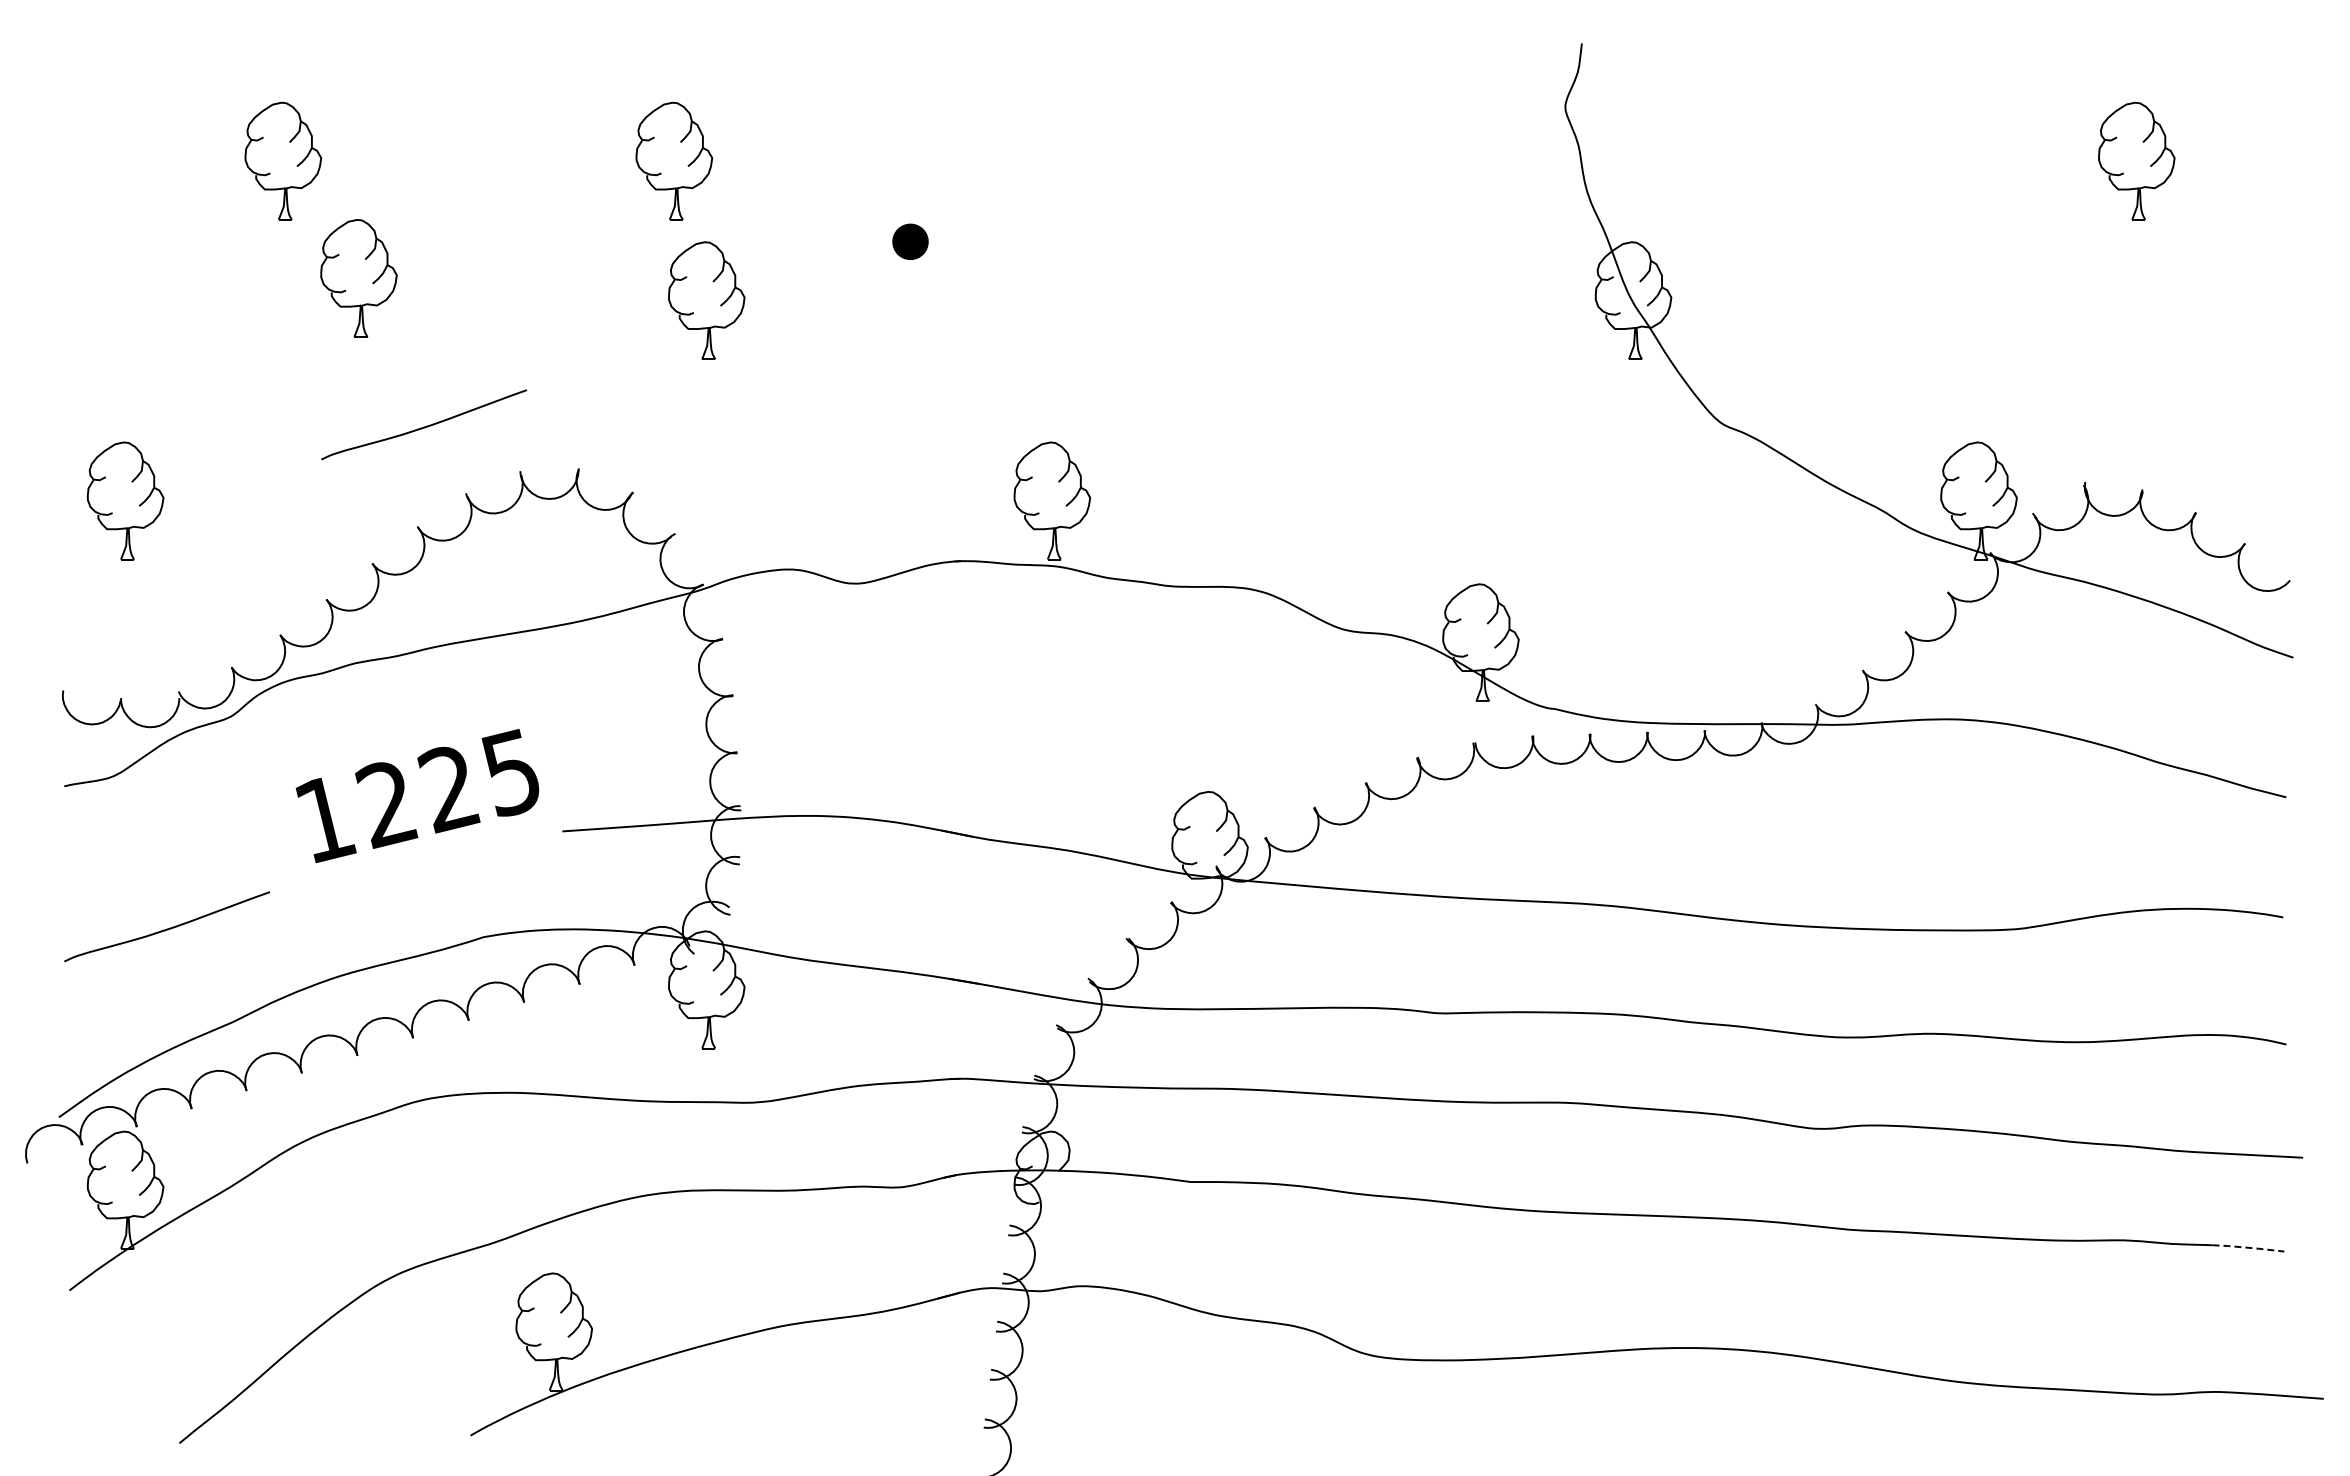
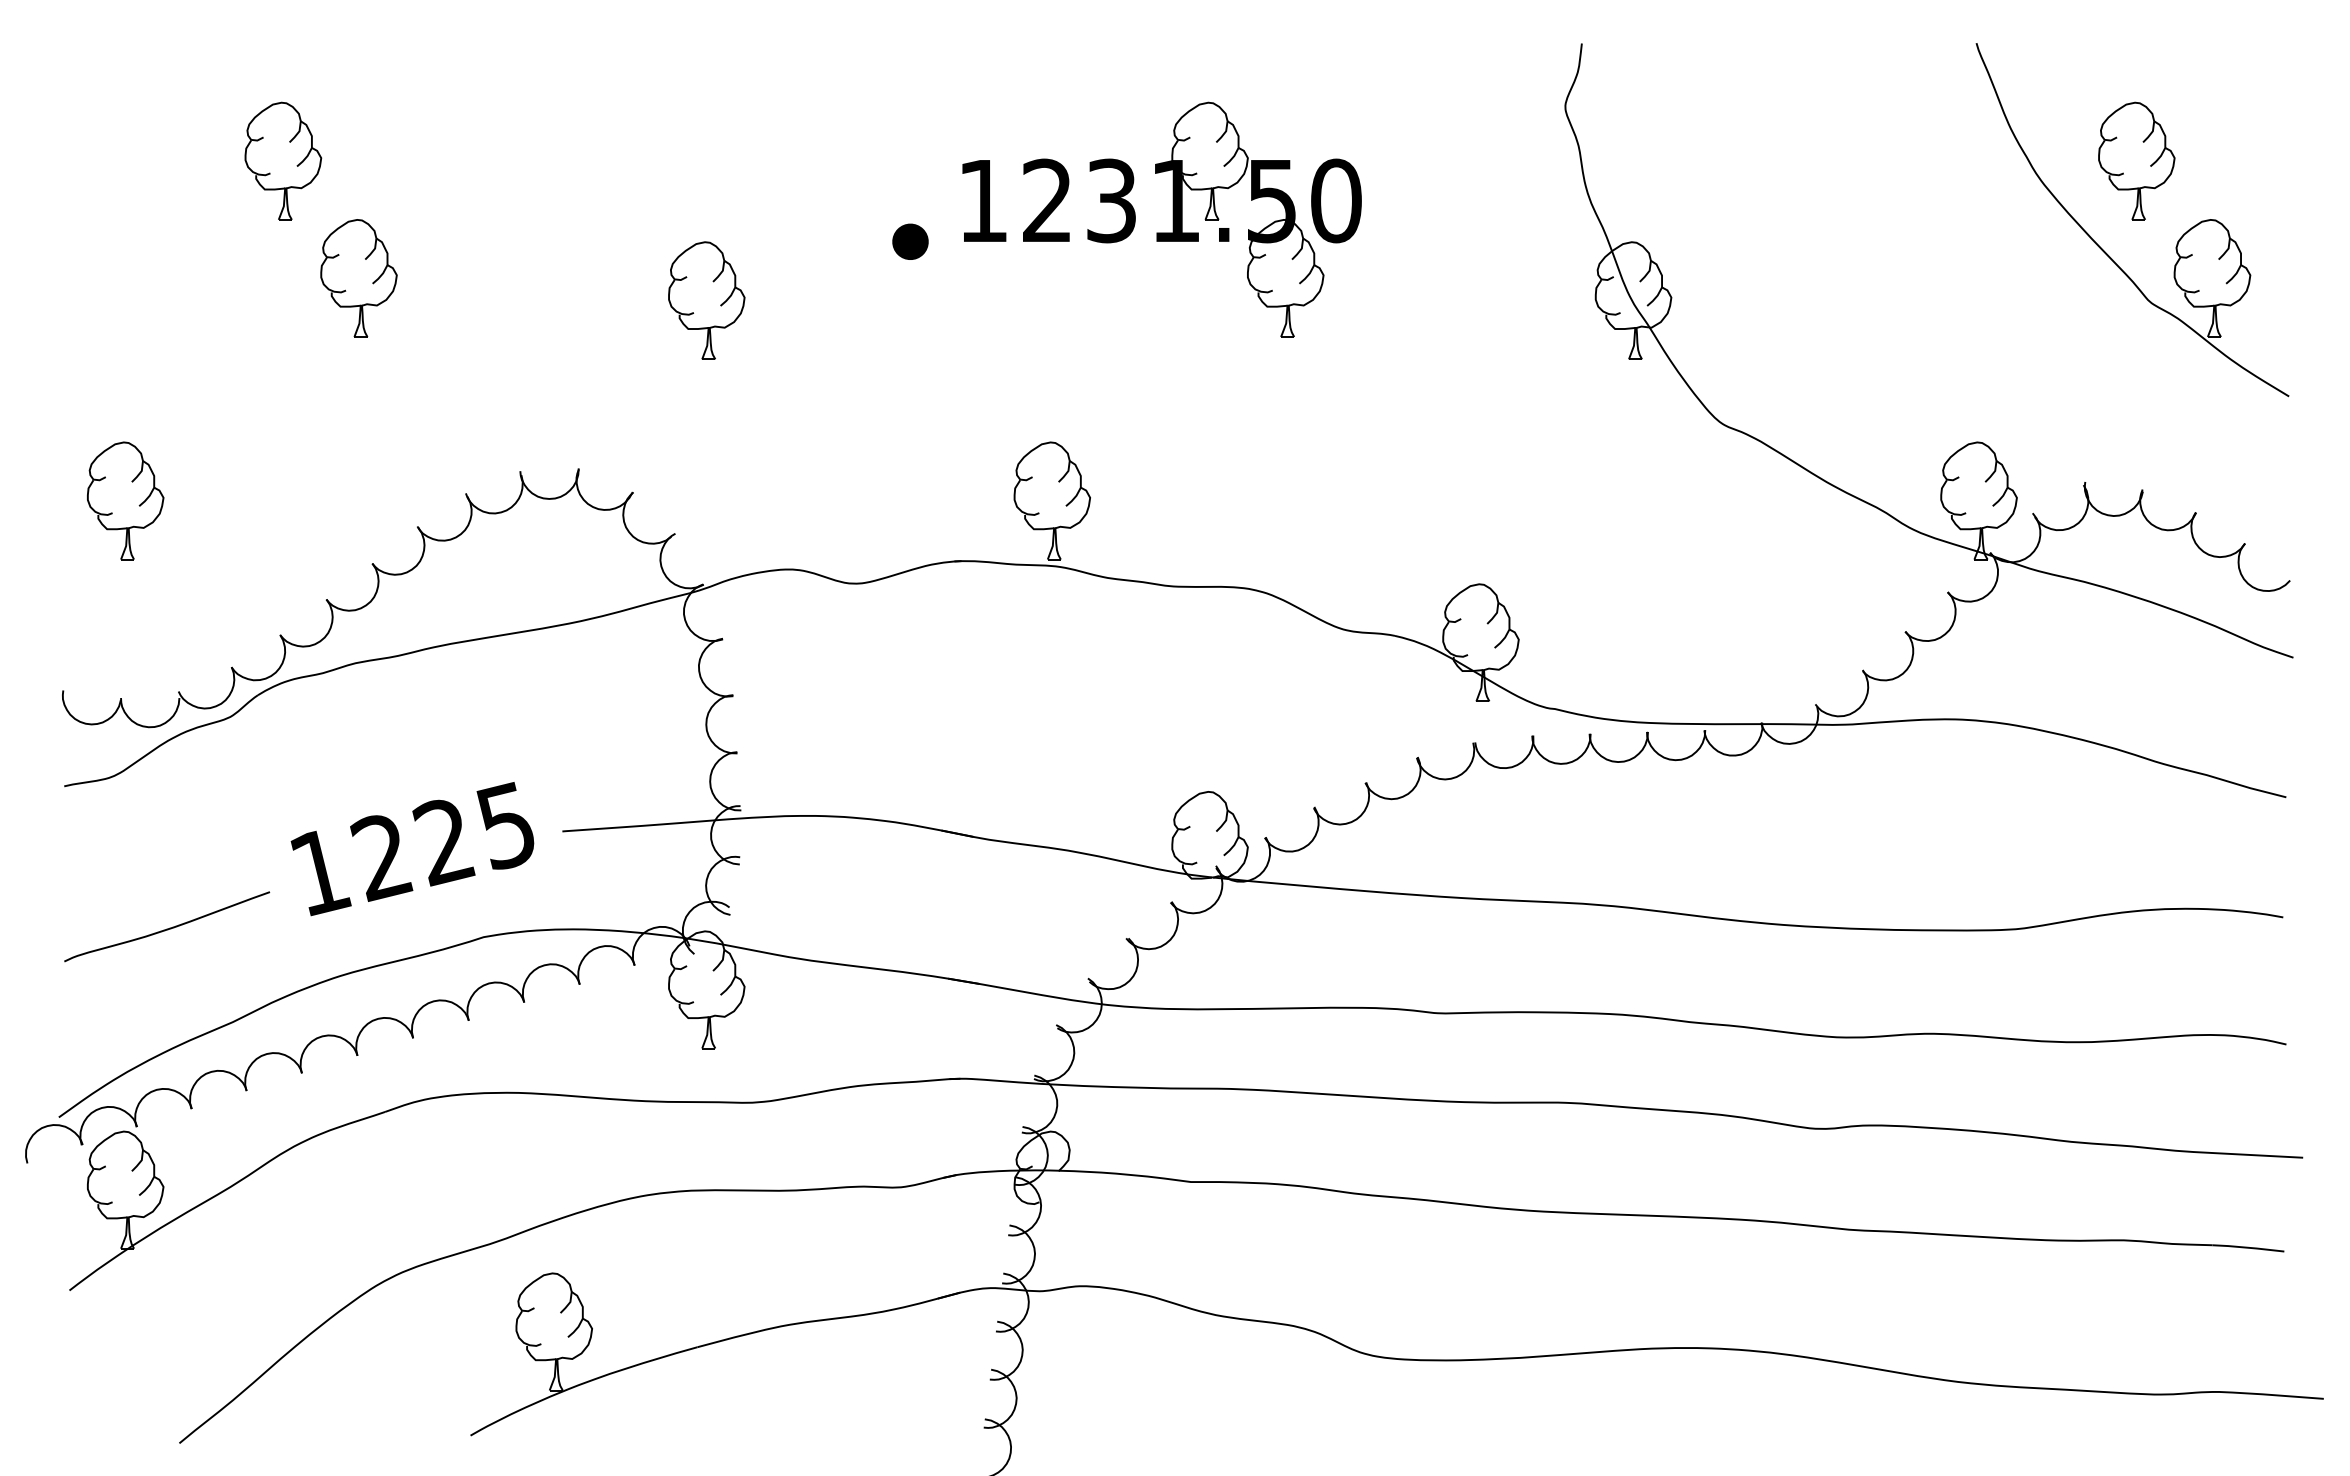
part: present -> none (674, 160)
part: none -> present (1172, 219)
part: none -> present (2103, 249)
curve: present -> none (424, 426)
text position: (417, 796) -> (412, 849) (412, 849)
line: dashed -> solid (2248, 1247)
